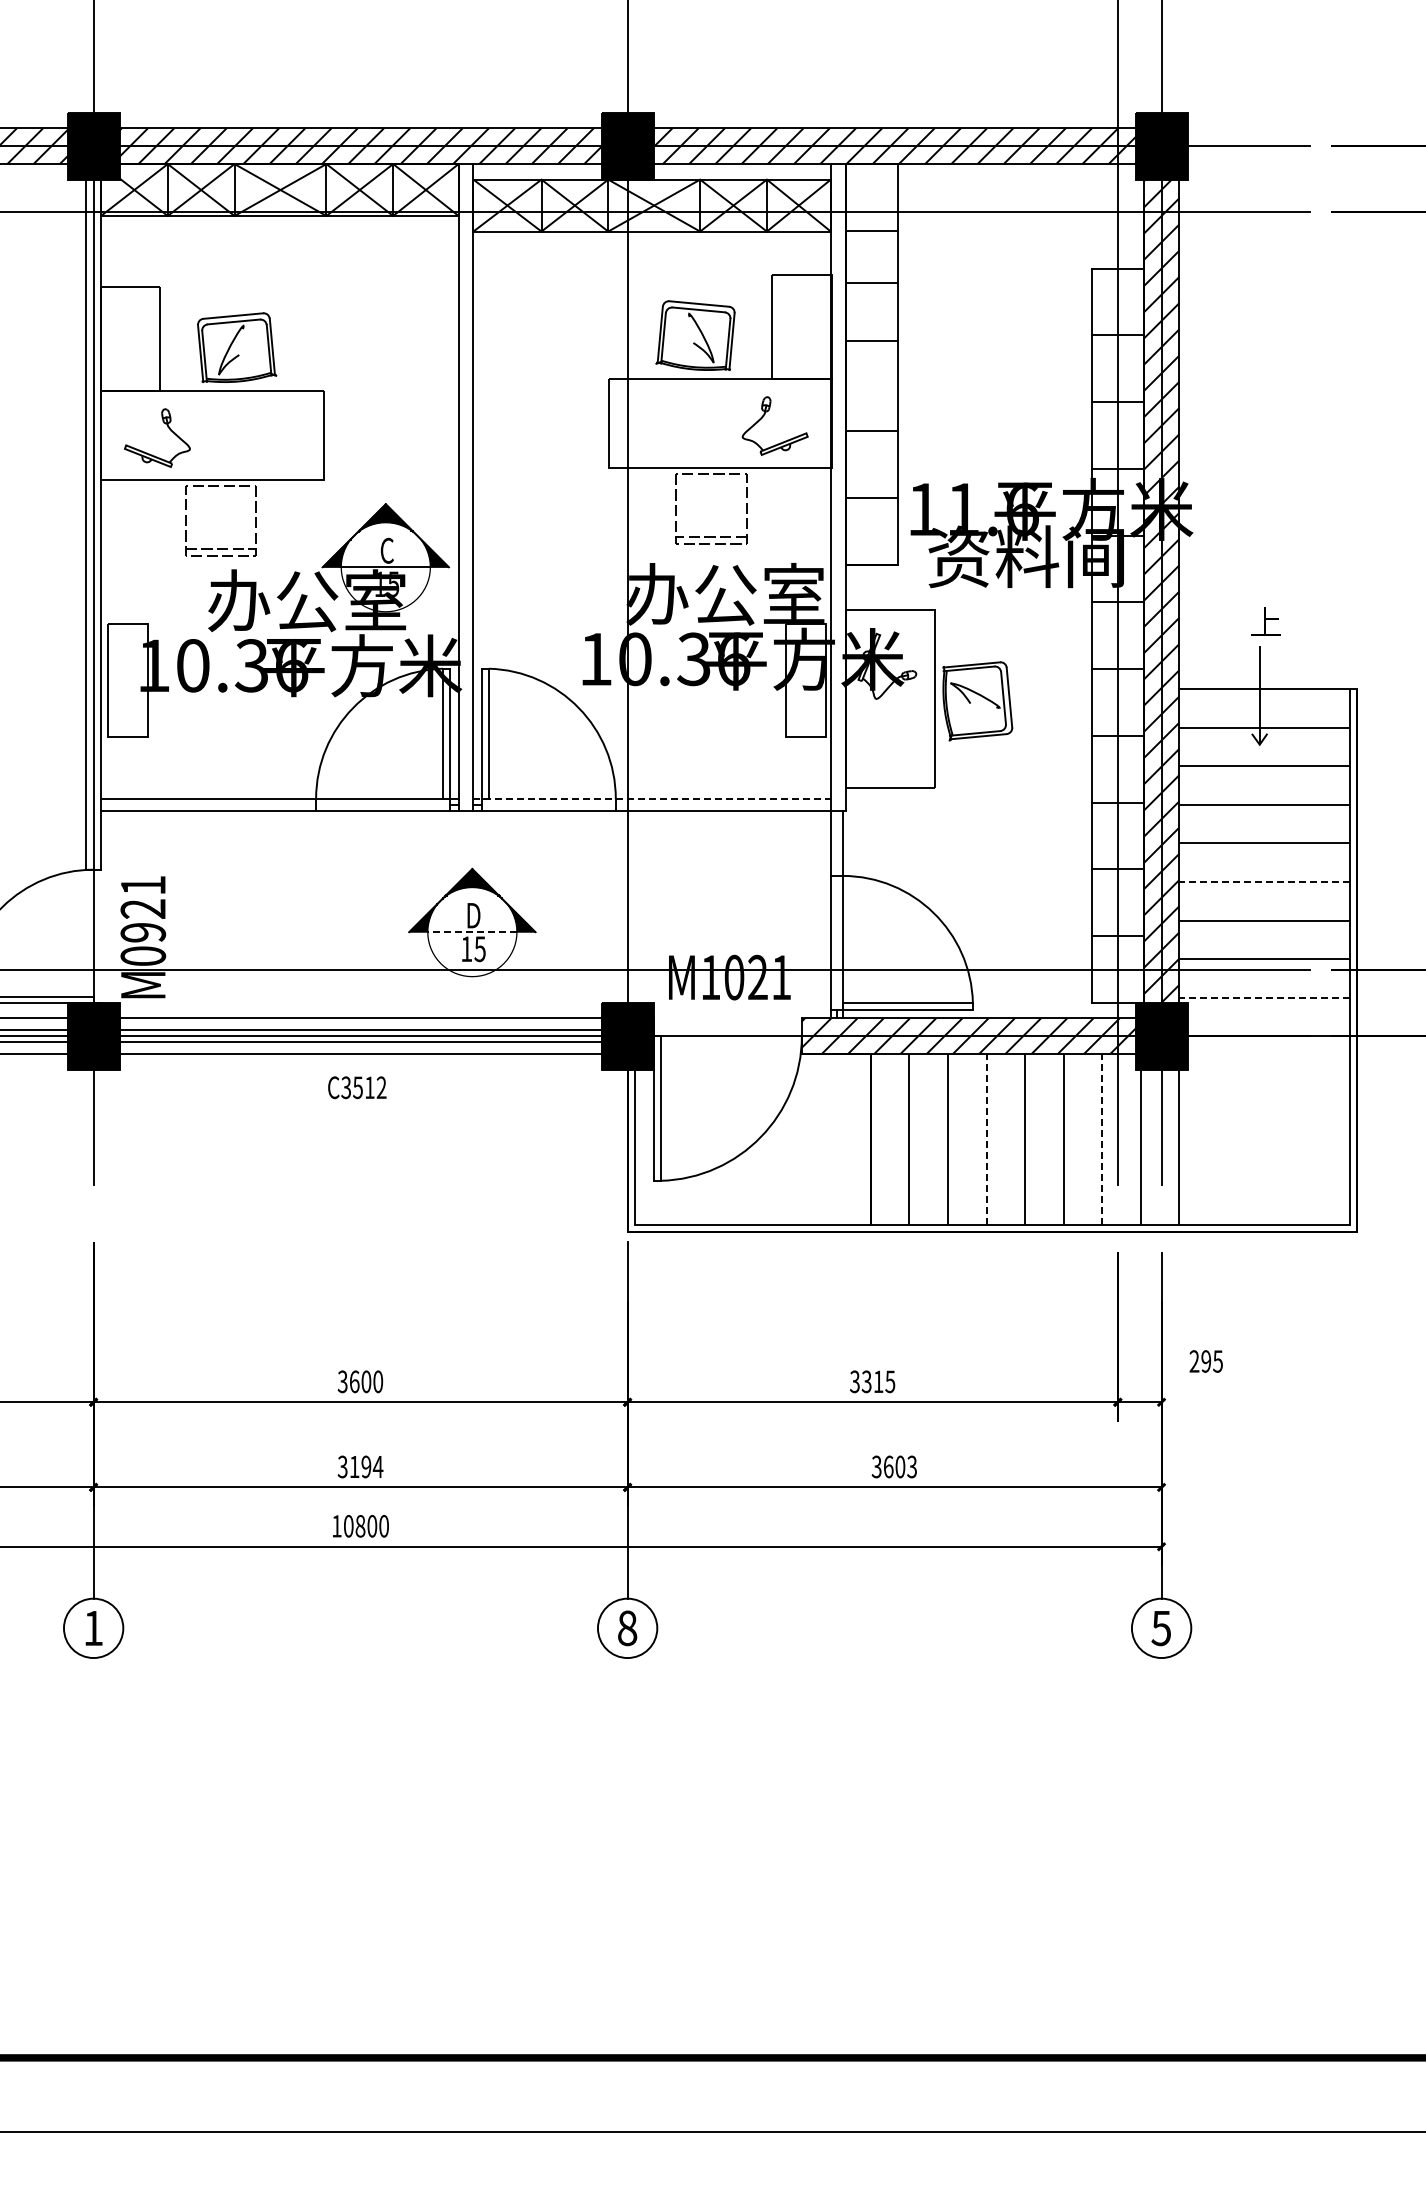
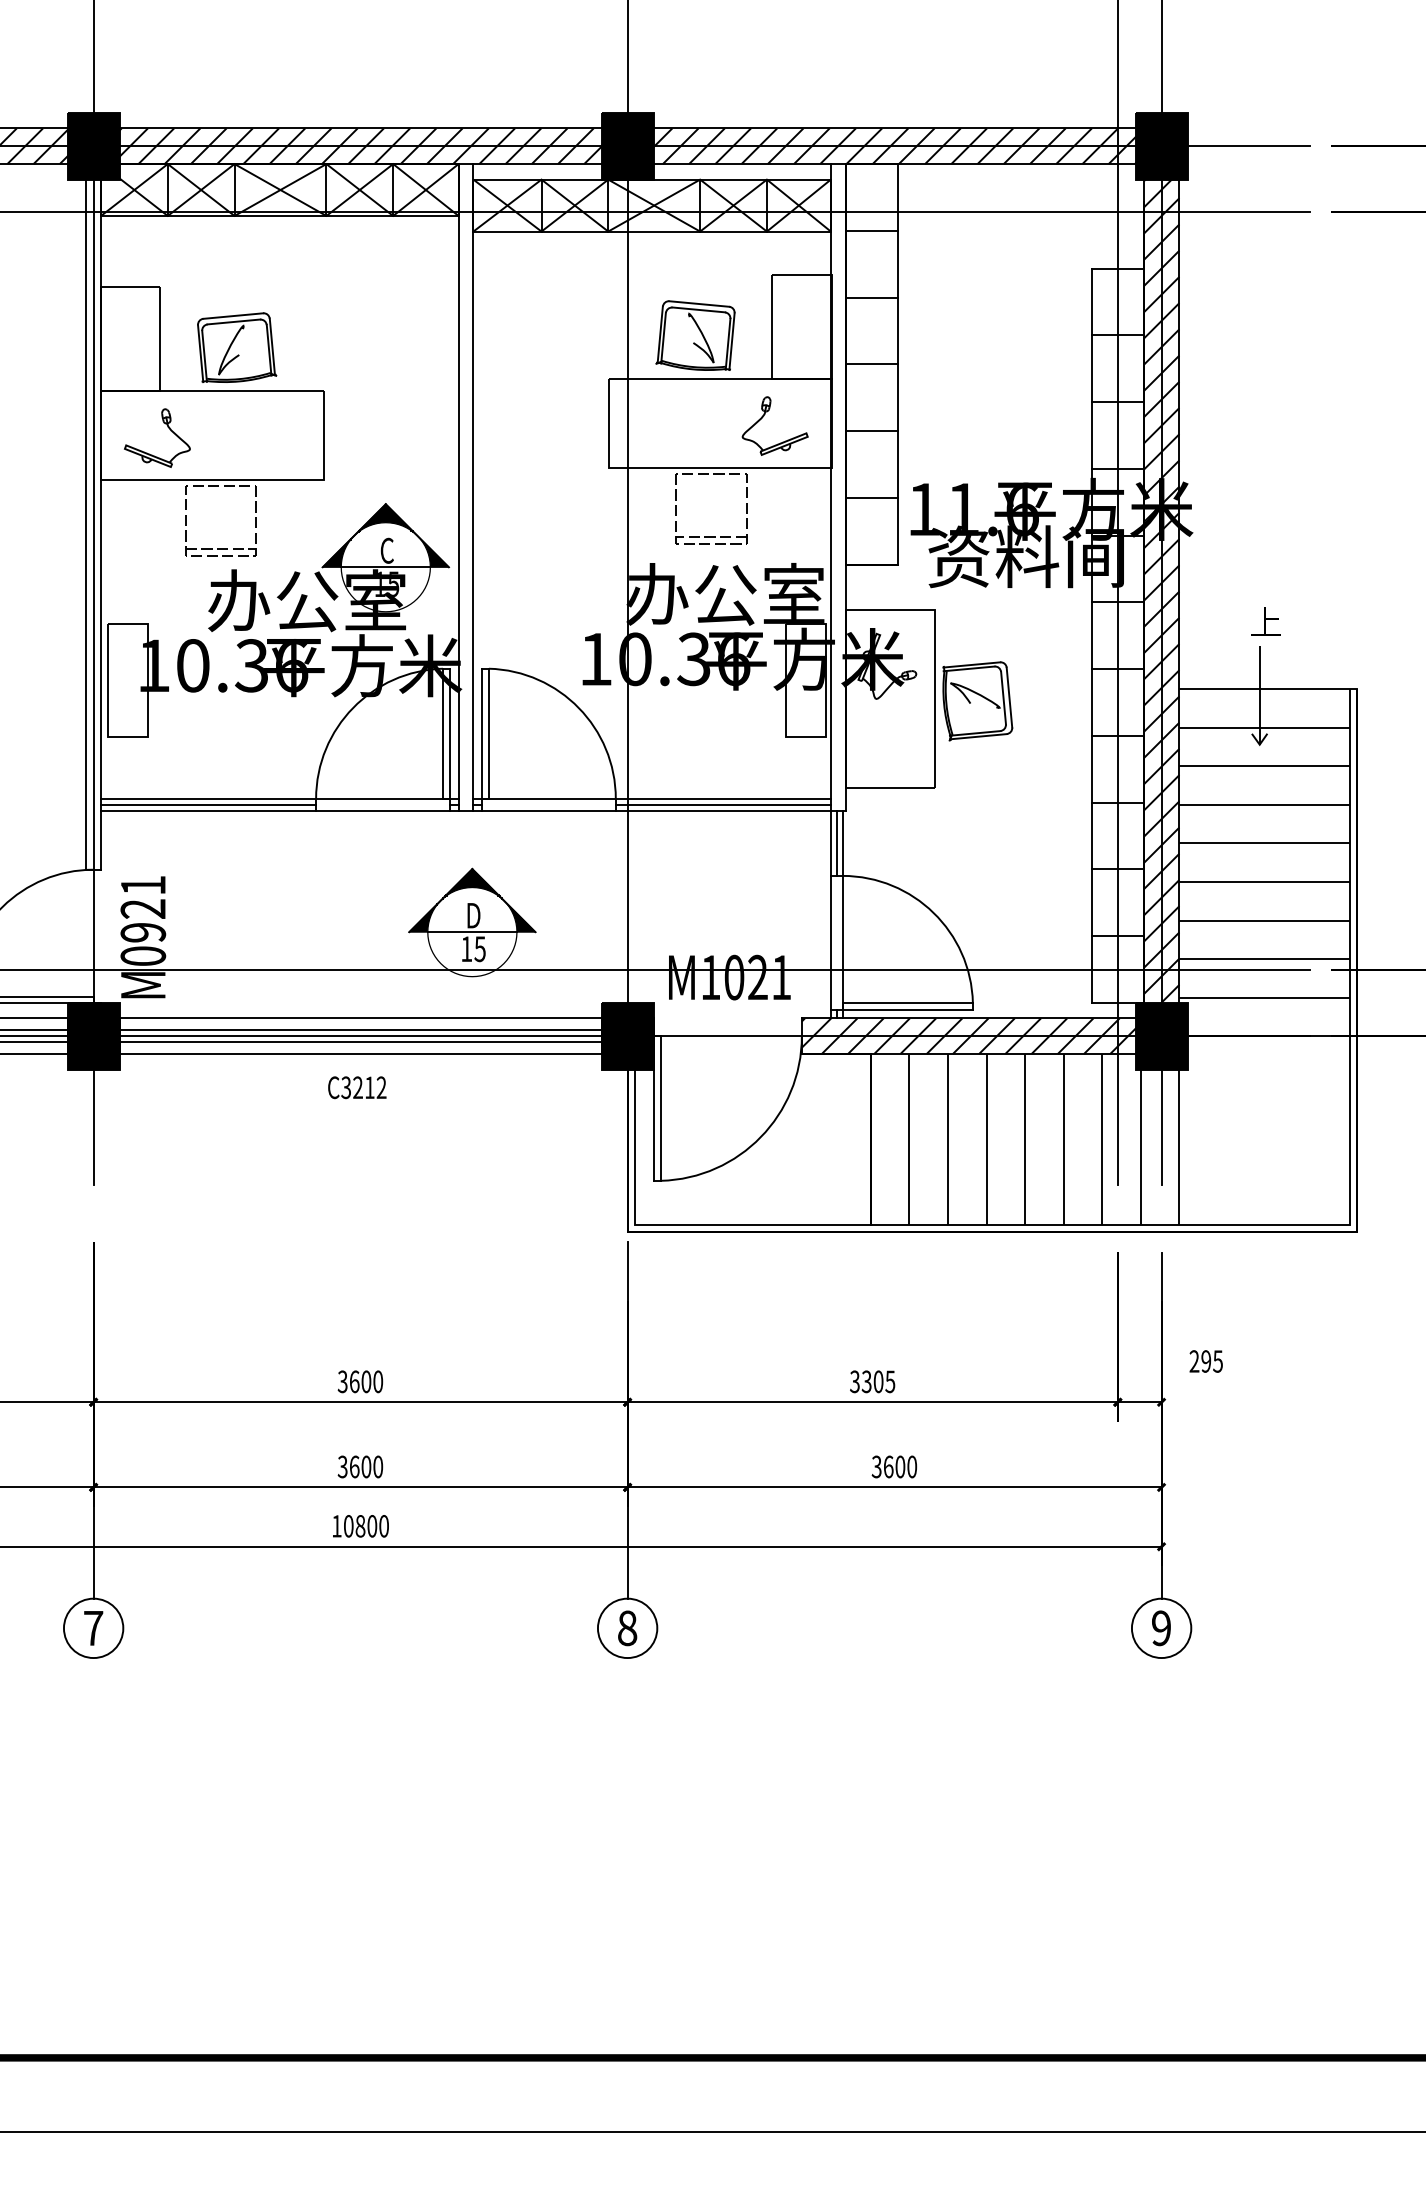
line position: (871, 282) -> (871, 297) (871, 297)
line position: (871, 341) -> (871, 364) (871, 364)
line: dashed -> solid (652, 798)
line: none -> present (208, 804)
line: none -> present (722, 804)
line: none -> present (836, 843)
line: dashed -> solid (1264, 881)
line: dashed -> solid (472, 932)
line: dashed -> solid (1264, 997)
text: C3512 -> C3212 (357, 1087)
line: dashed -> solid (986, 1138)
line: dashed -> solid (1102, 1138)
text: 3315 -> 3305 (878, 1381)
text: 3194 -> 3600 (366, 1466)
text: 3603 -> 3600 (912, 1466)
text: 1 -> 7 (93, 1628)
text: 5 -> 9 (1160, 1628)
